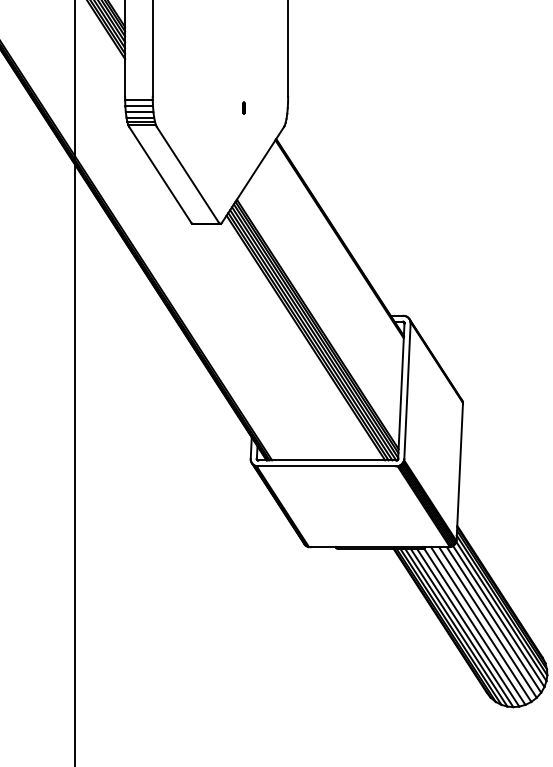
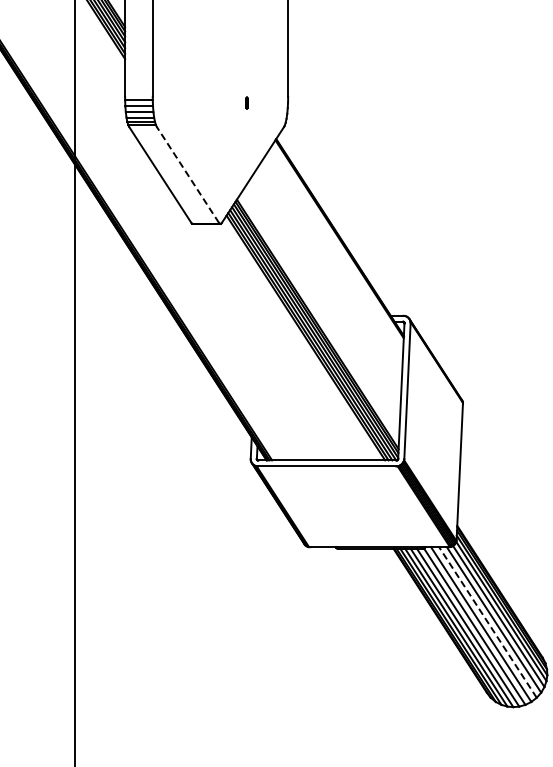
part position: (243, 107) -> (246, 102) (246, 102)
line: solid -> dashed (187, 174)
line: solid -> dashed (487, 622)
